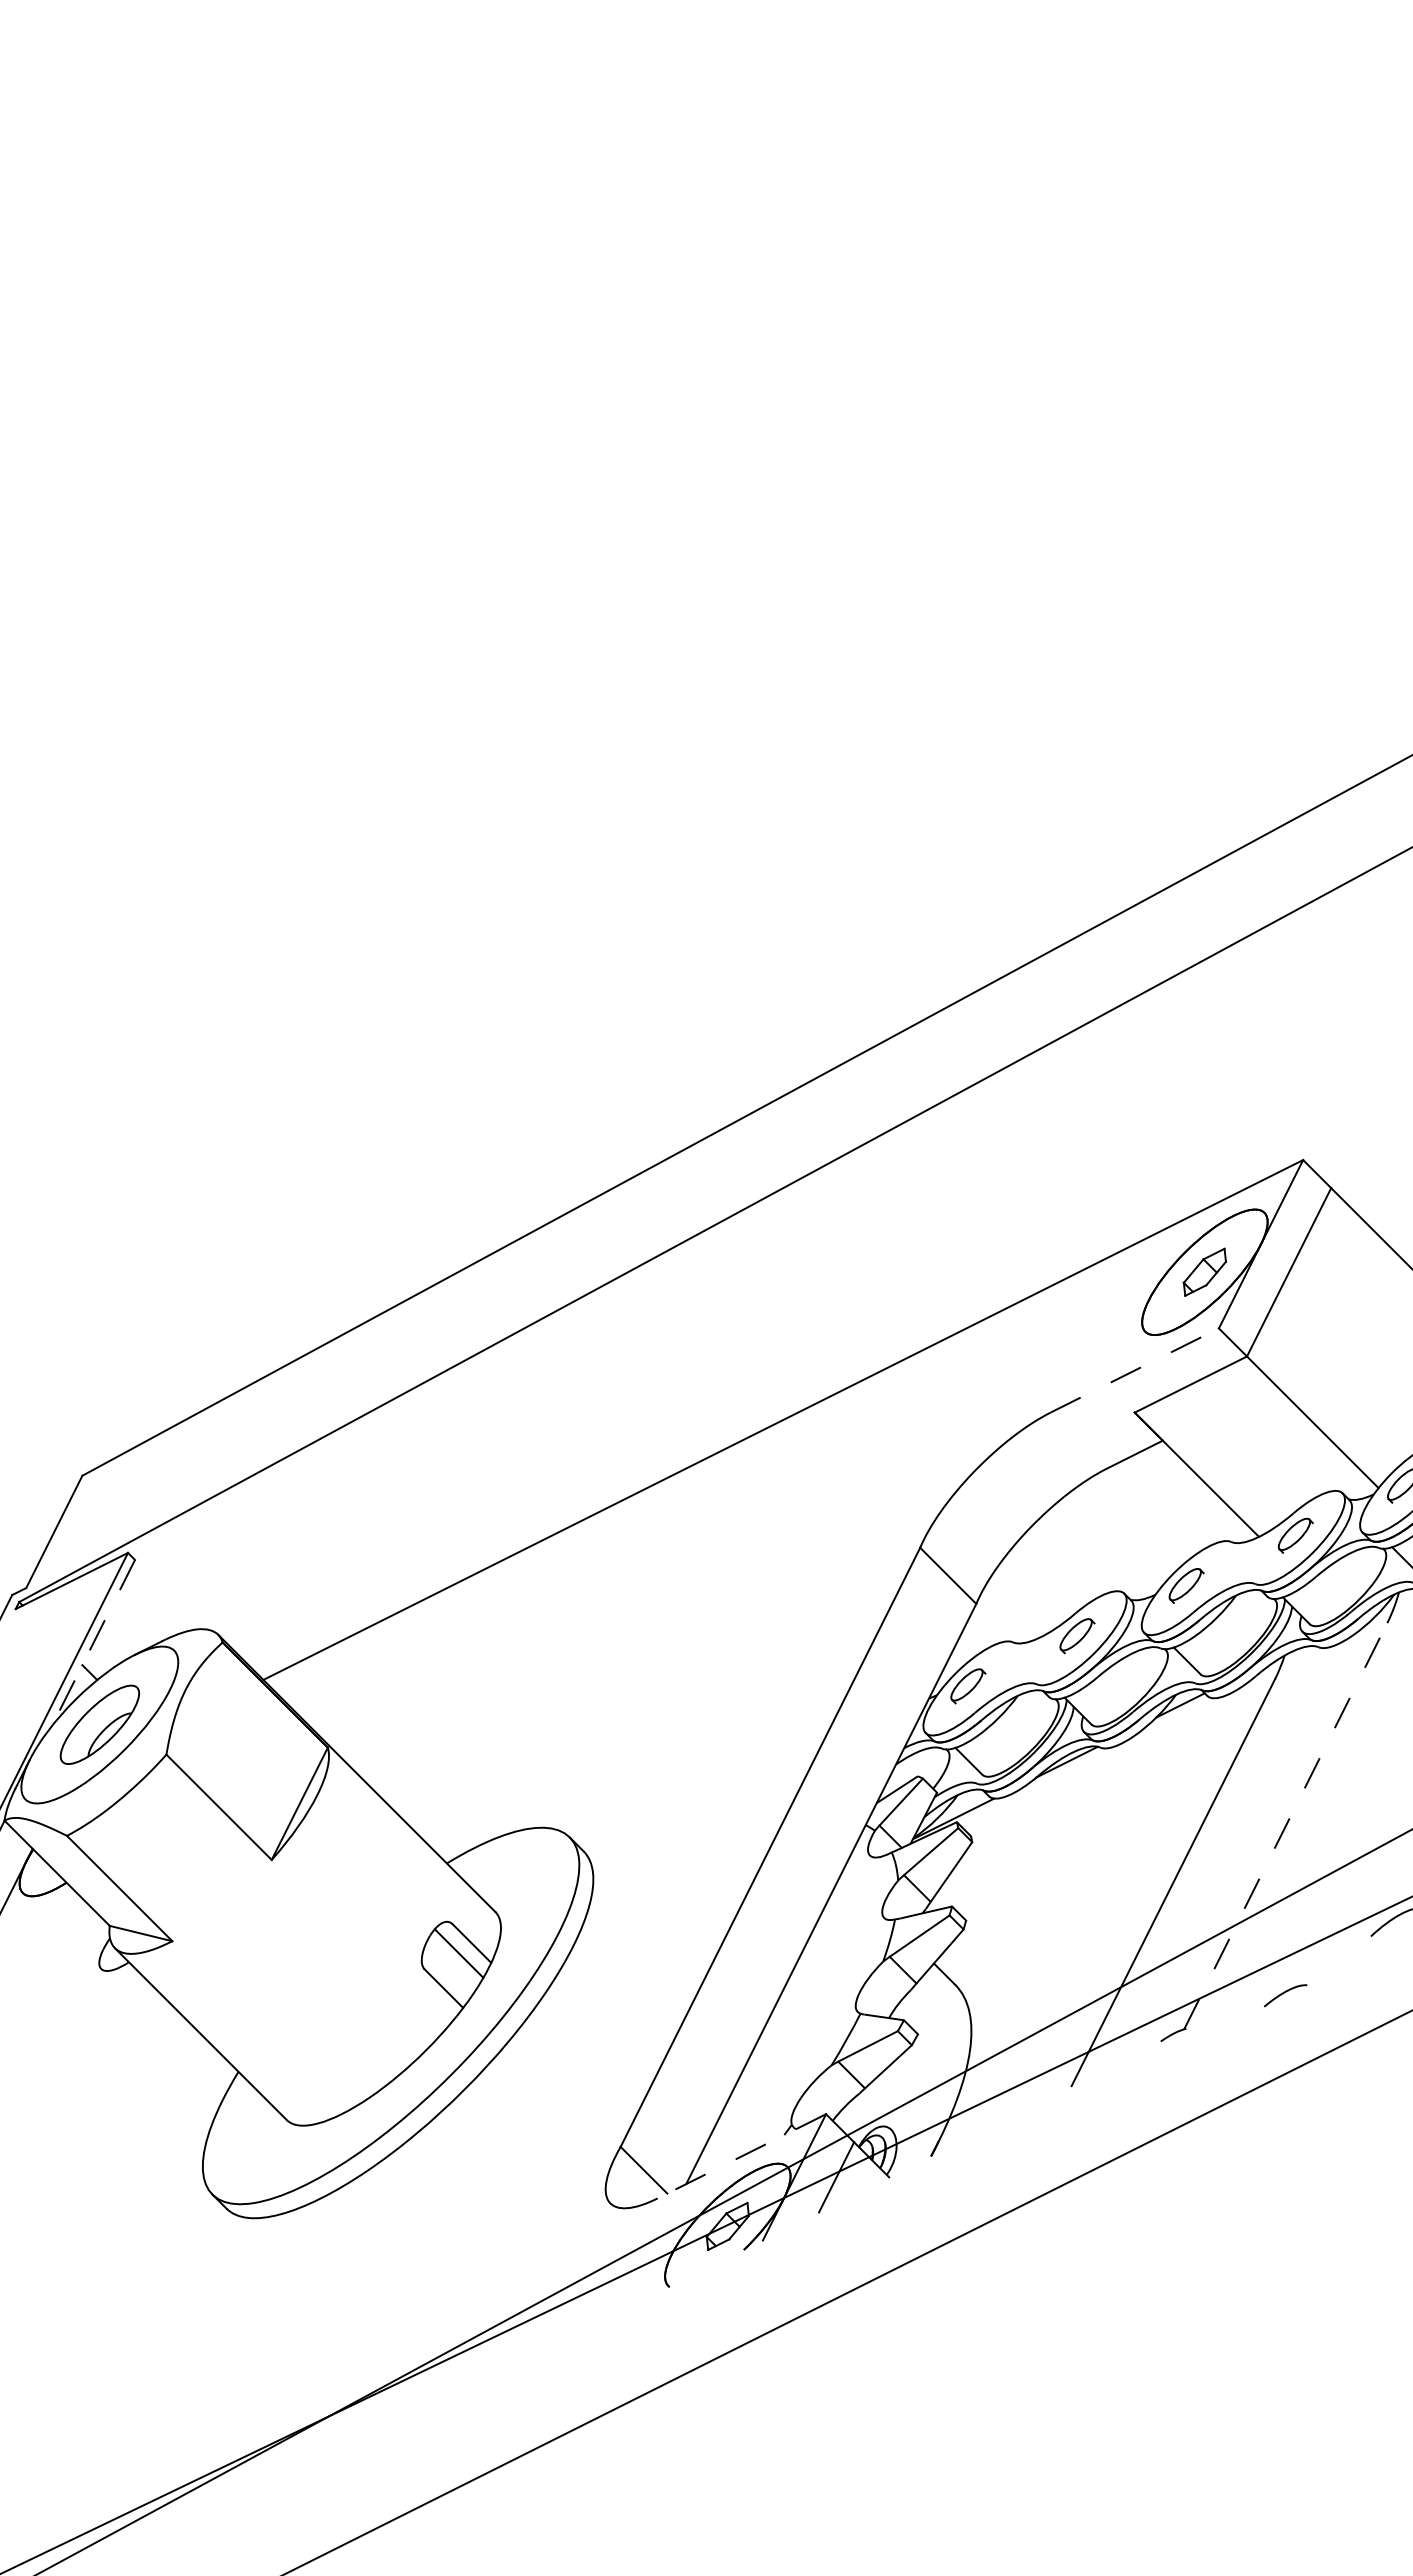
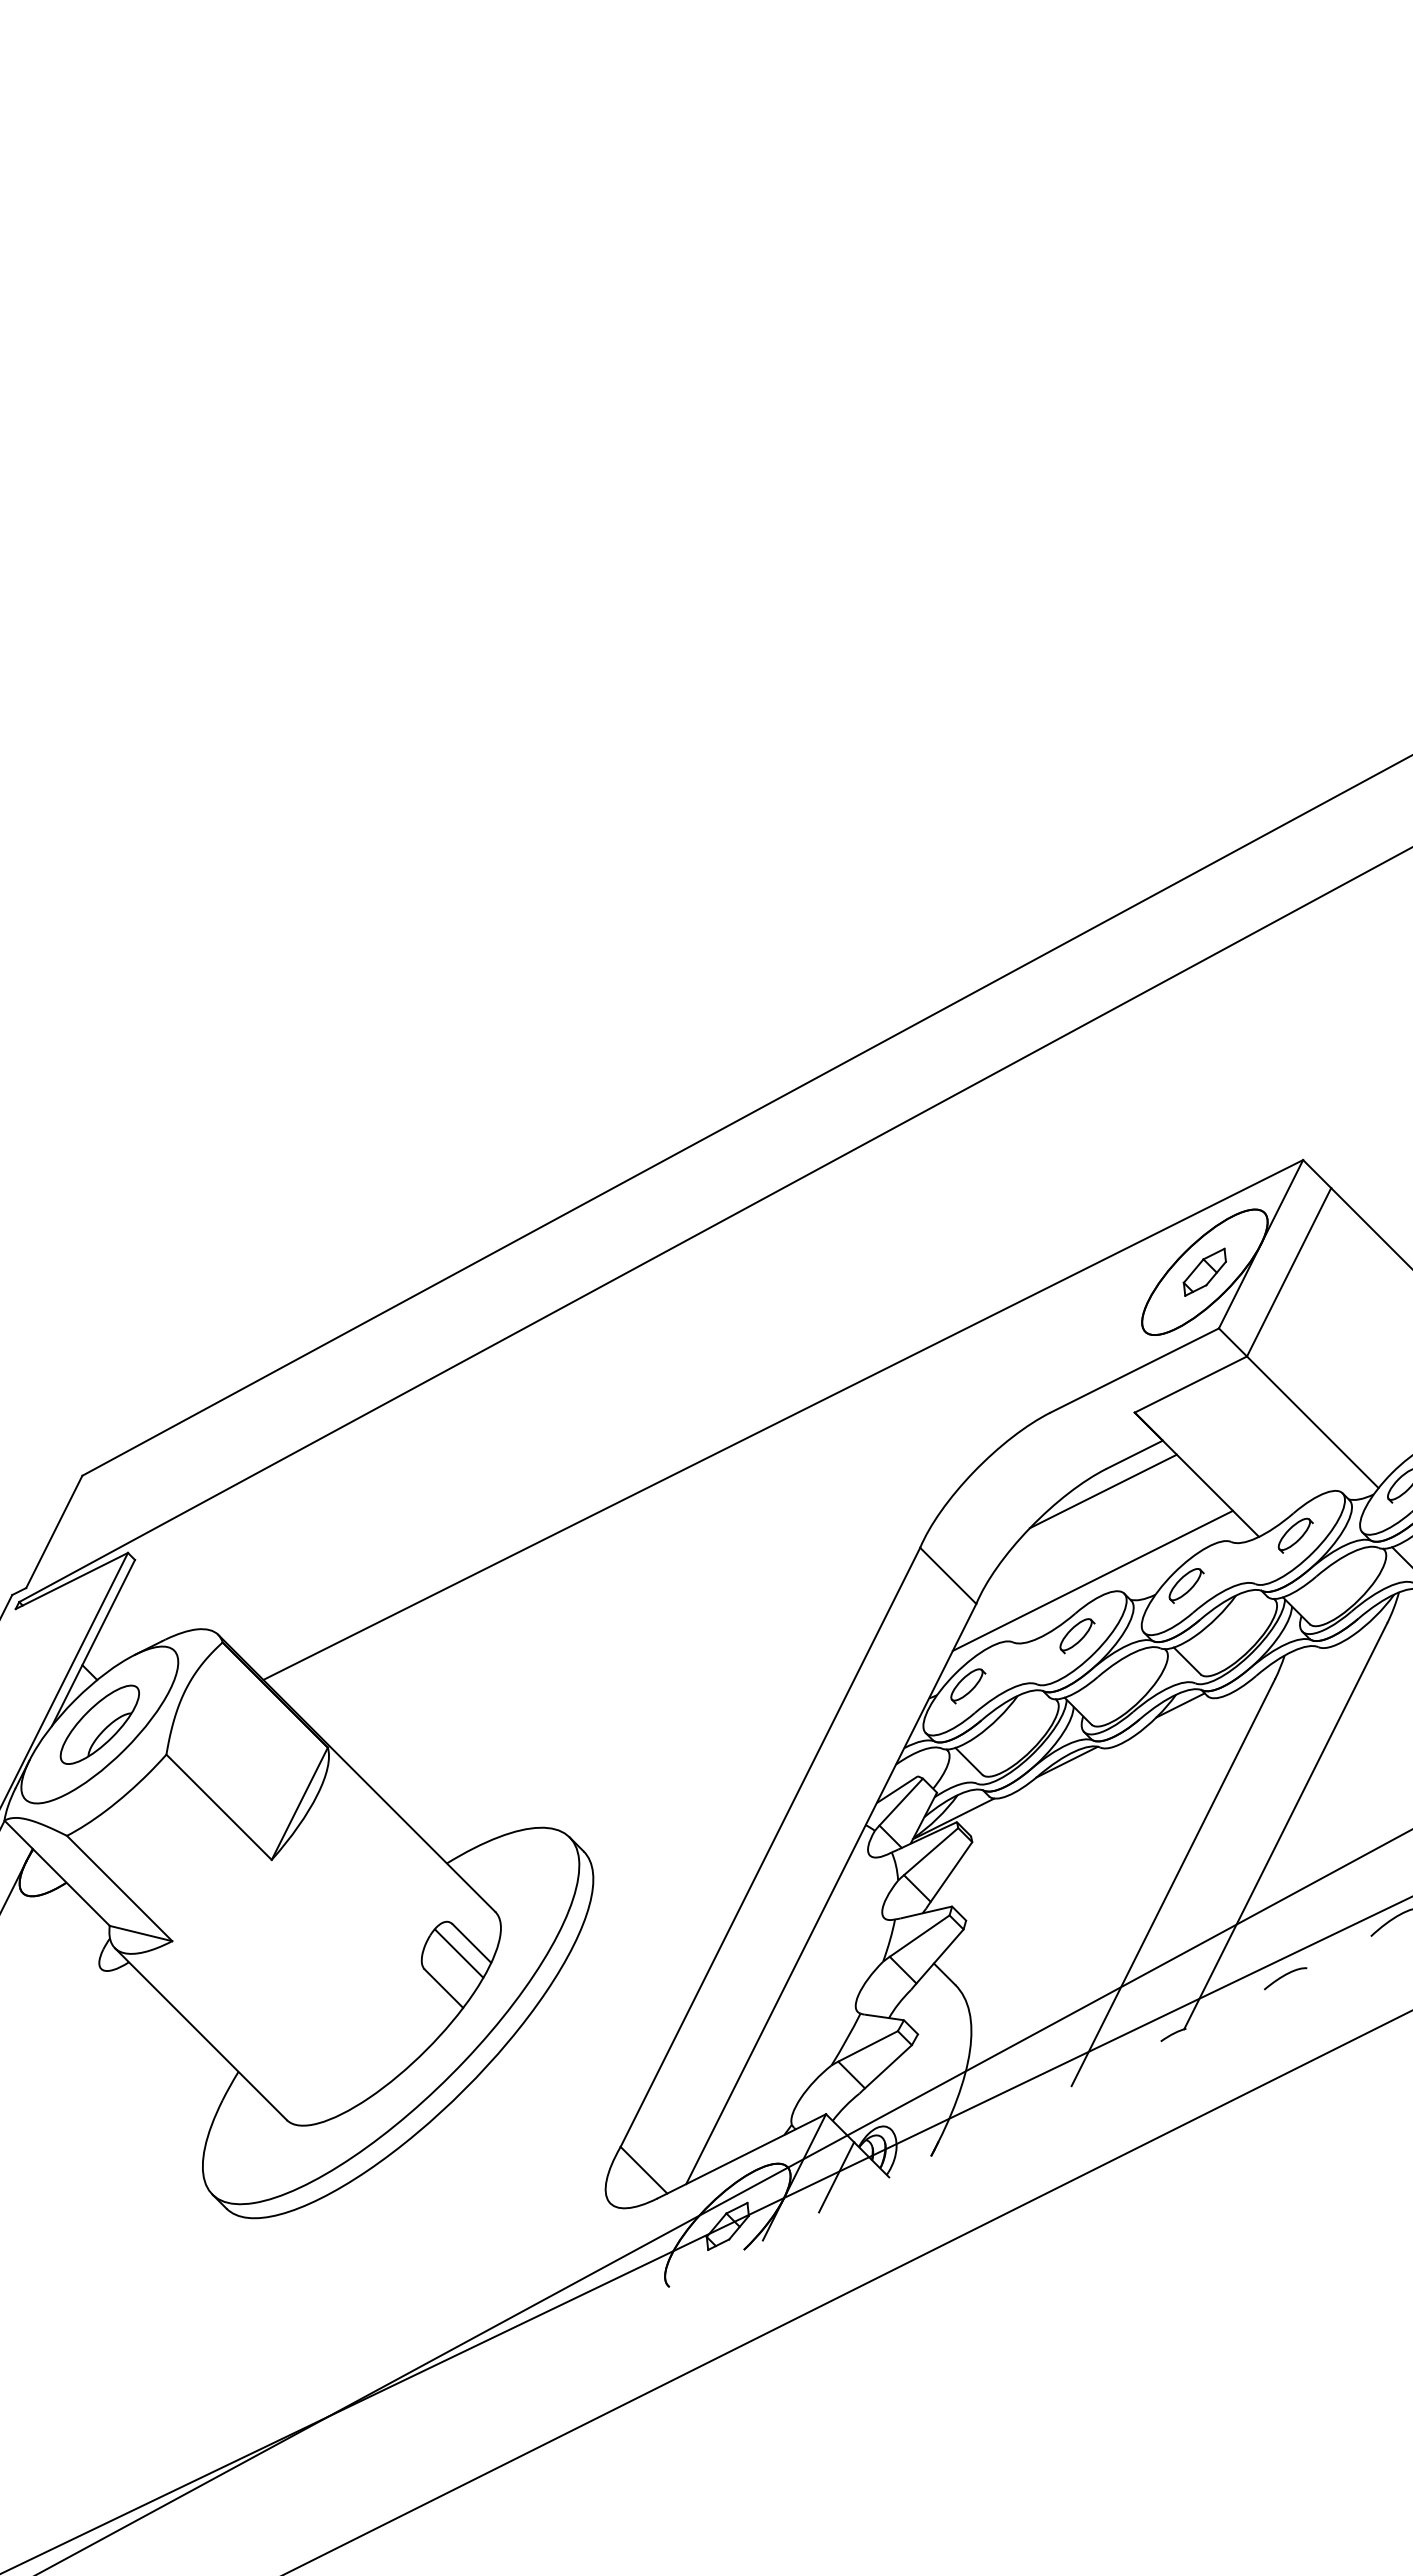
line: dashed -> solid (1135, 1370)
line: none -> present (1102, 1491)
line: none -> present (1092, 1580)
line: dashed -> solid (93, 1642)
line: dashed -> solid (1285, 1825)
curve position: (1284, 1993) -> (1284, 1976) (1284, 1976)
line: dashed -> solid (741, 2156)
